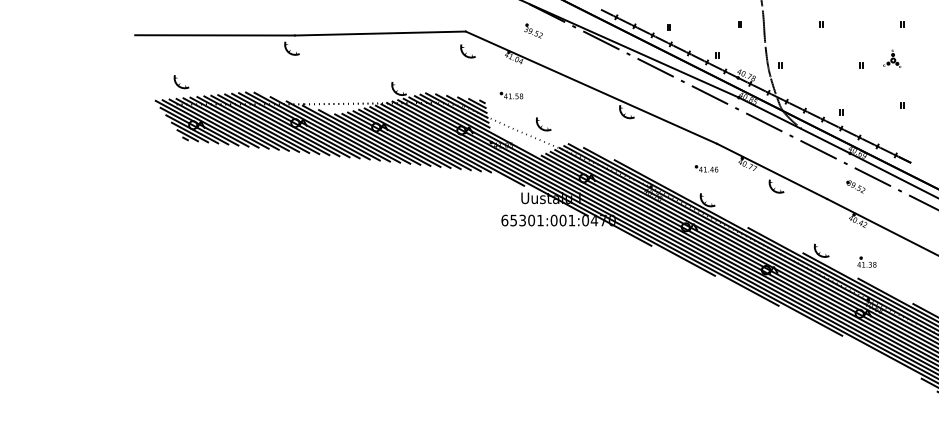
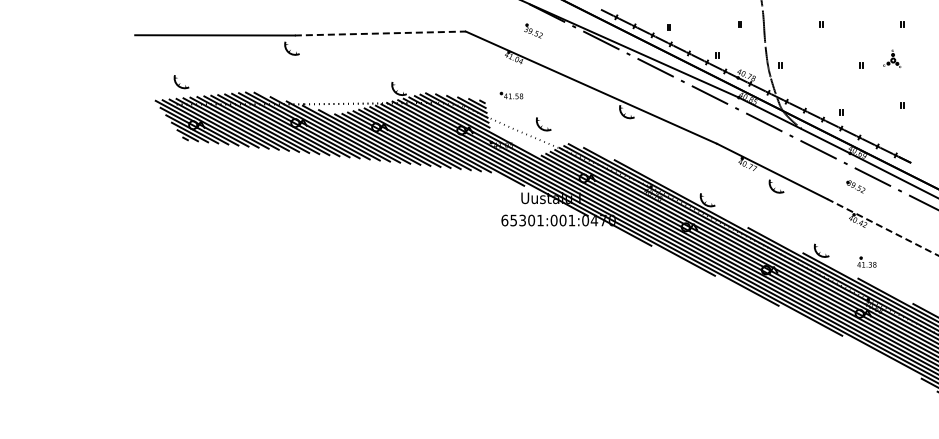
line: solid -> dashed (380, 33)
part: present -> none (467, 51)
part: present -> none (706, 168)
line: solid -> dashed (883, 227)
